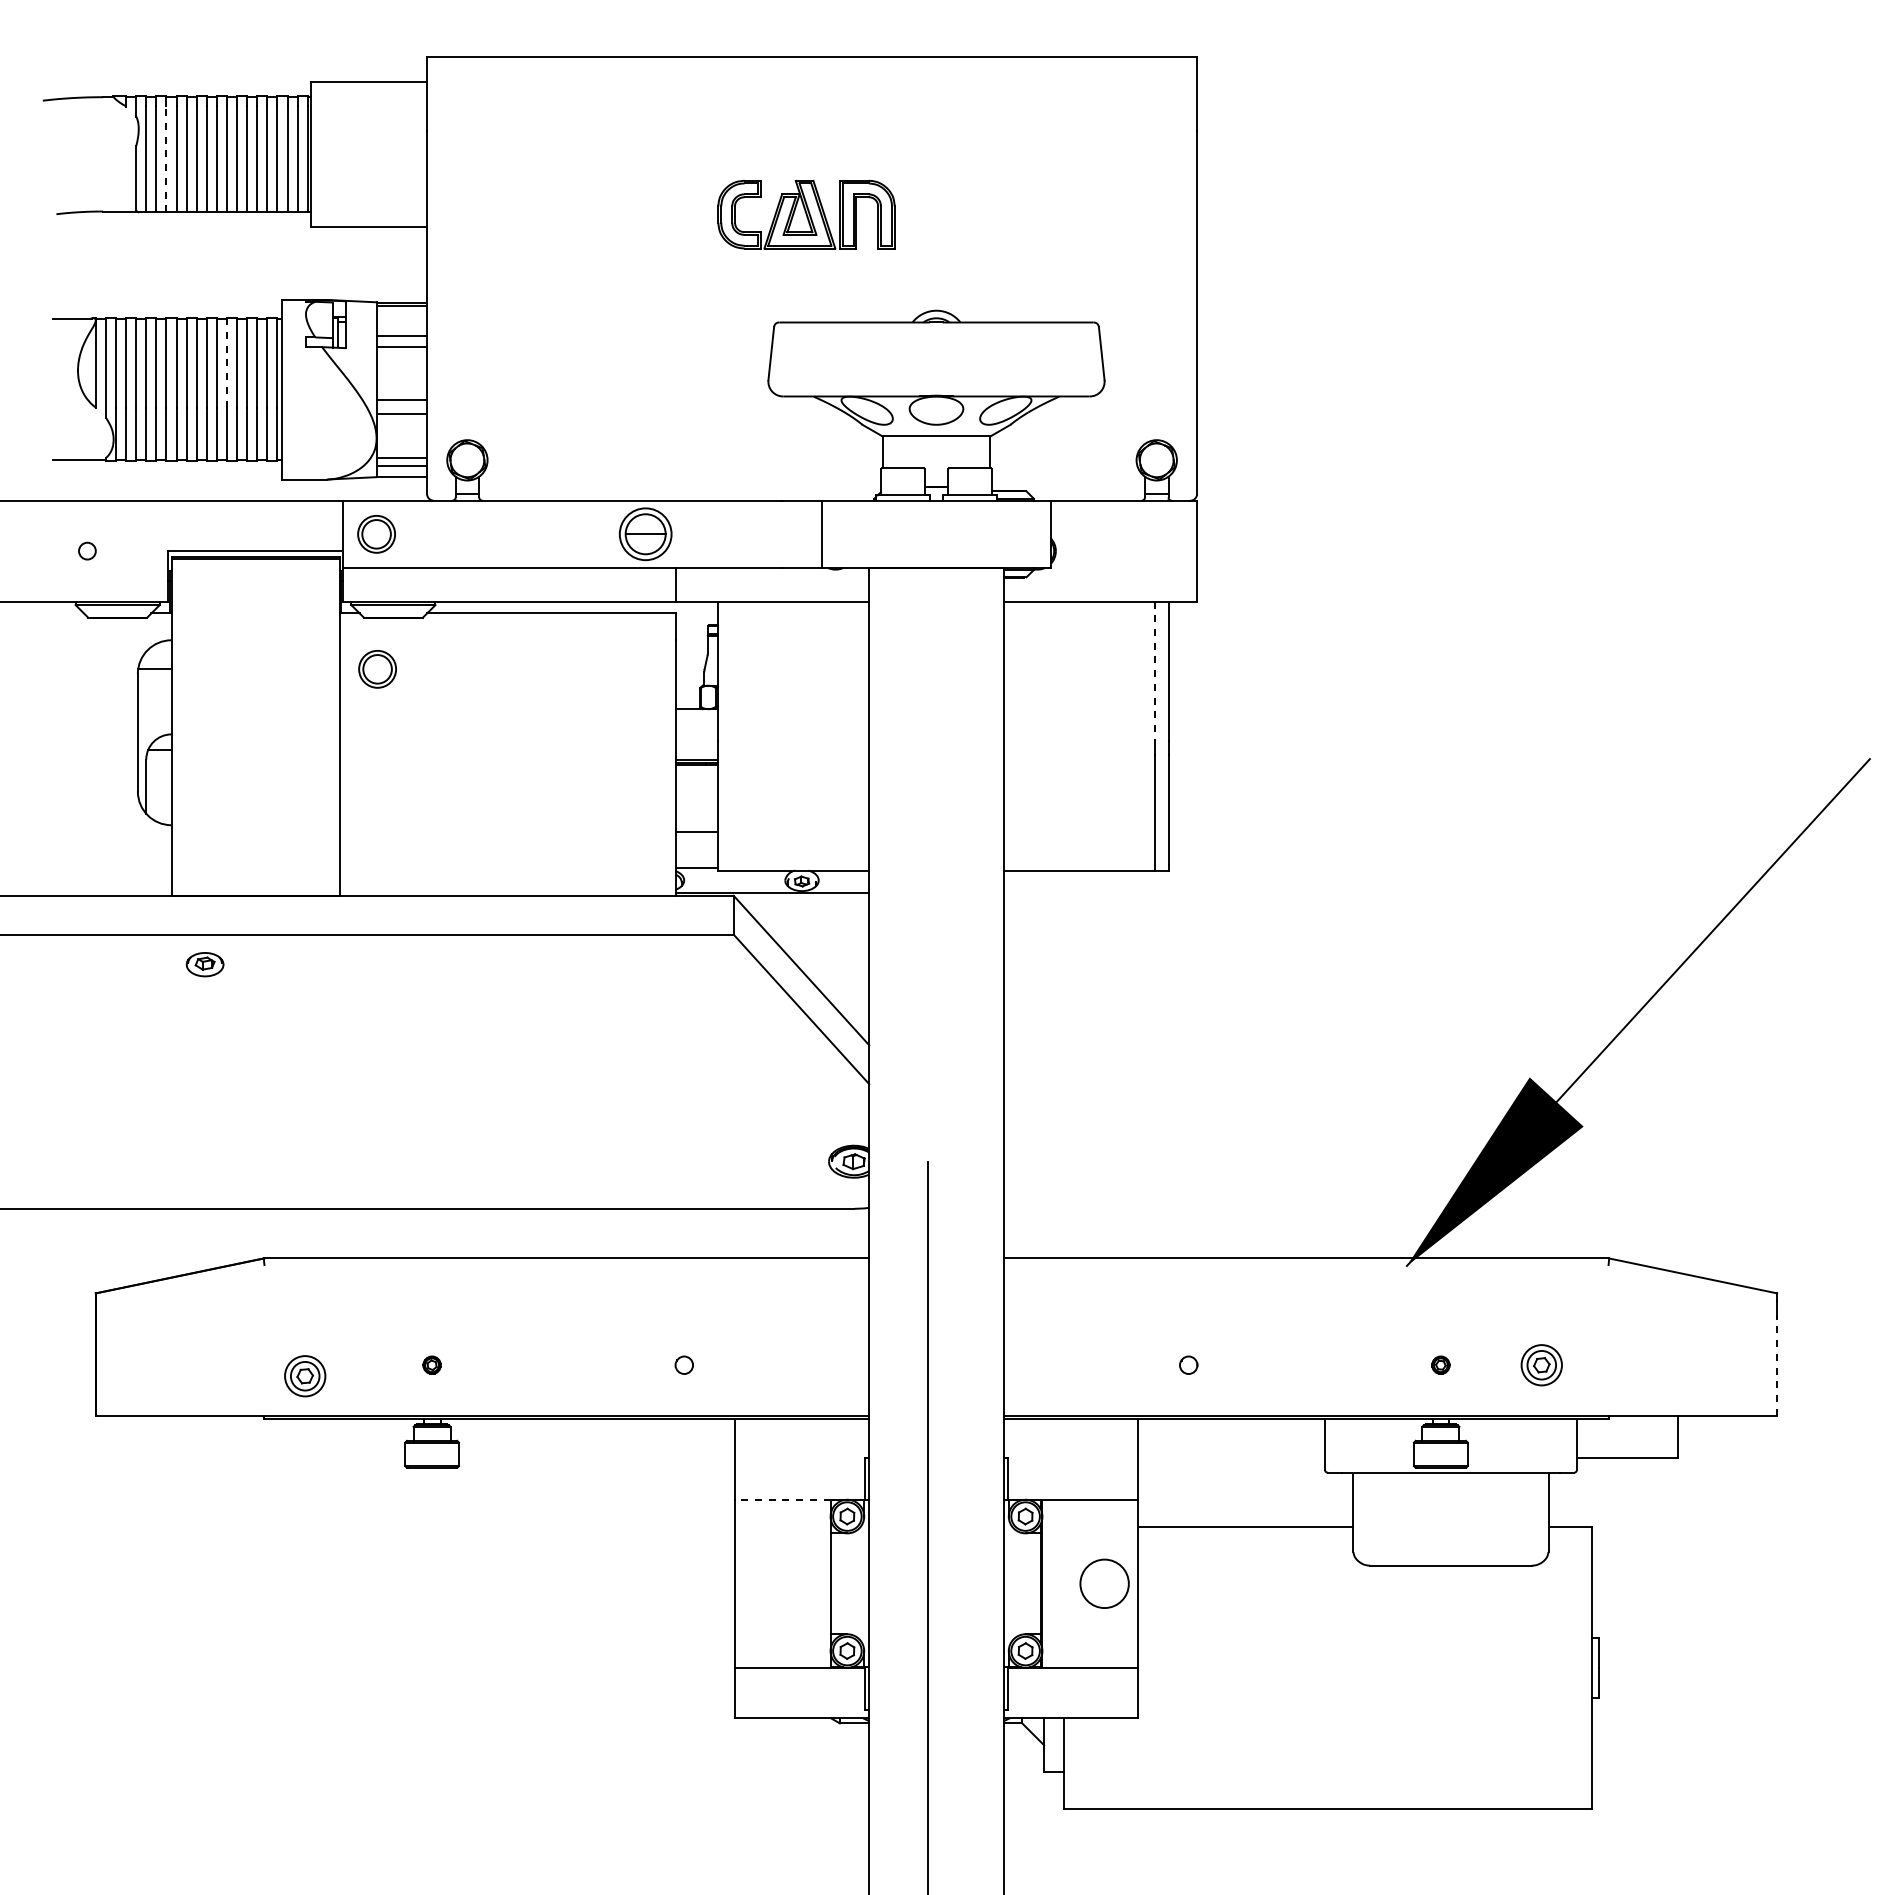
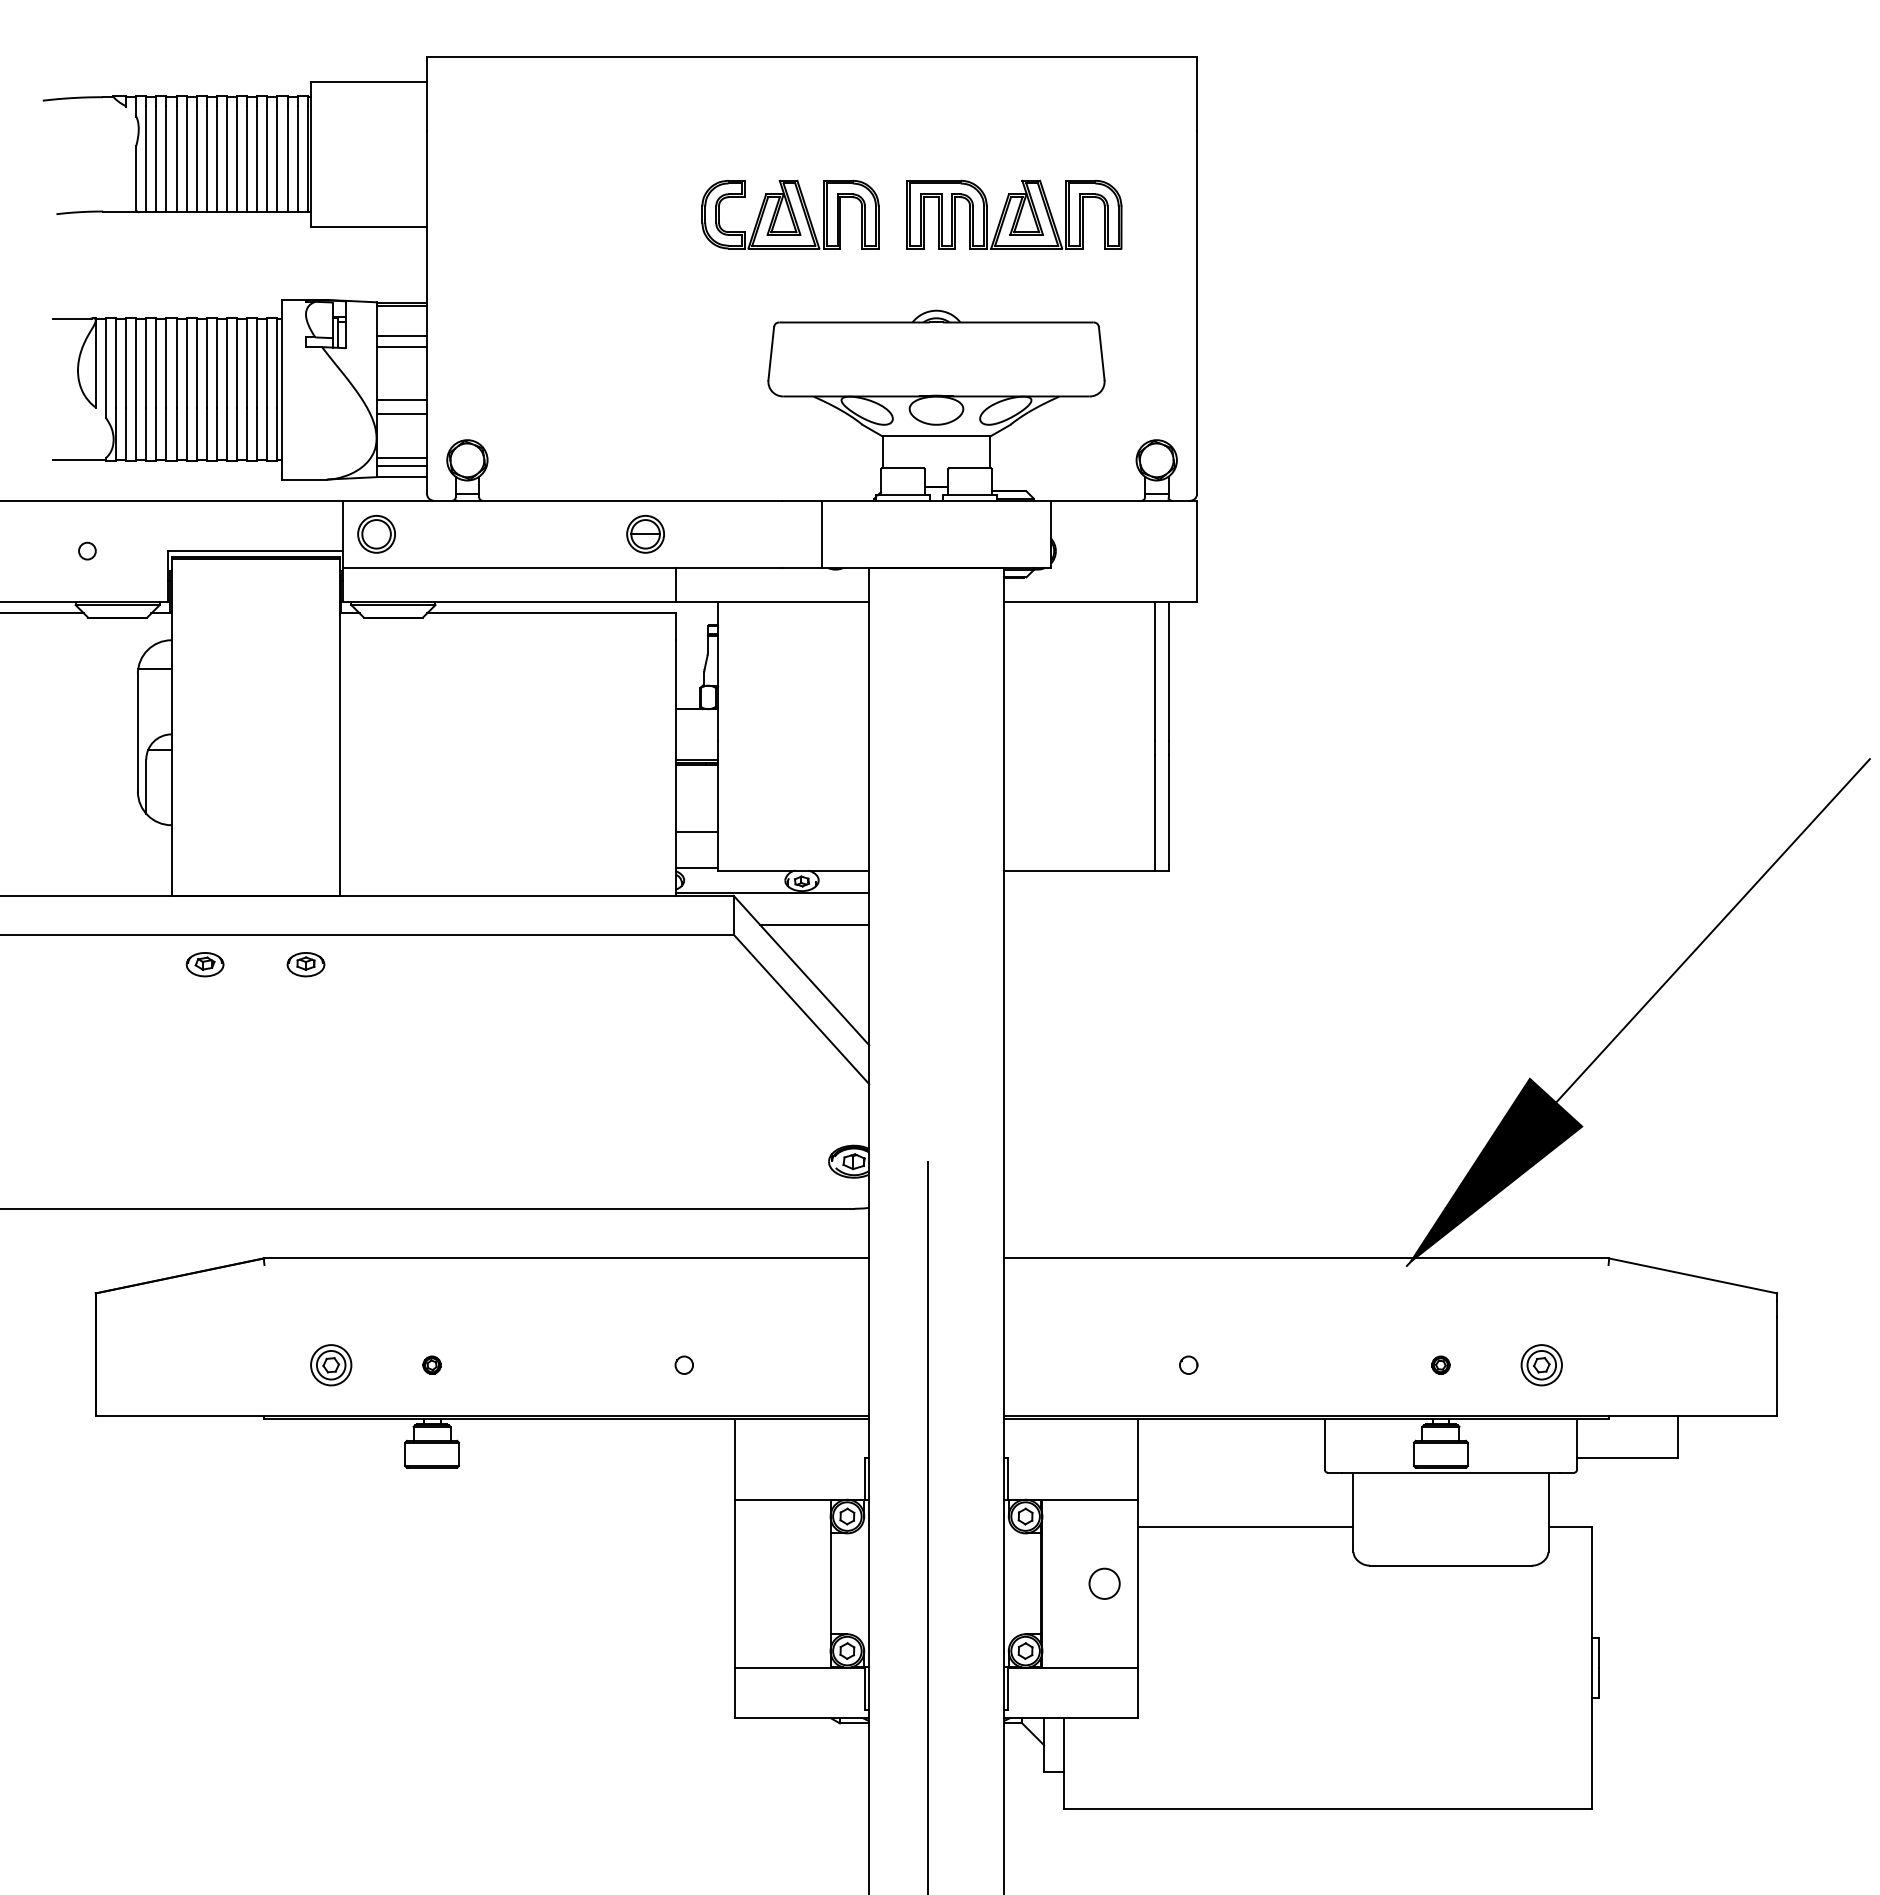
line: dashed -> solid (166, 158)
part position: (806, 214) -> (790, 214) (790, 214)
part: none -> present (1014, 214)
line: dashed -> solid (226, 362)
part size: 55x55 px -> 39x39 px (645, 534)
line: none -> present (42, 613)
part: present -> none (377, 669)
line: dashed -> solid (1155, 671)
line: none -> present (814, 924)
part: none -> present (305, 964)
line: dashed -> solid (1777, 1367)
part position: (305, 1376) -> (331, 1365) (331, 1365)
line: dashed -> solid (782, 1499)
circle diameter: 48 px -> 30 px (1104, 1583)
